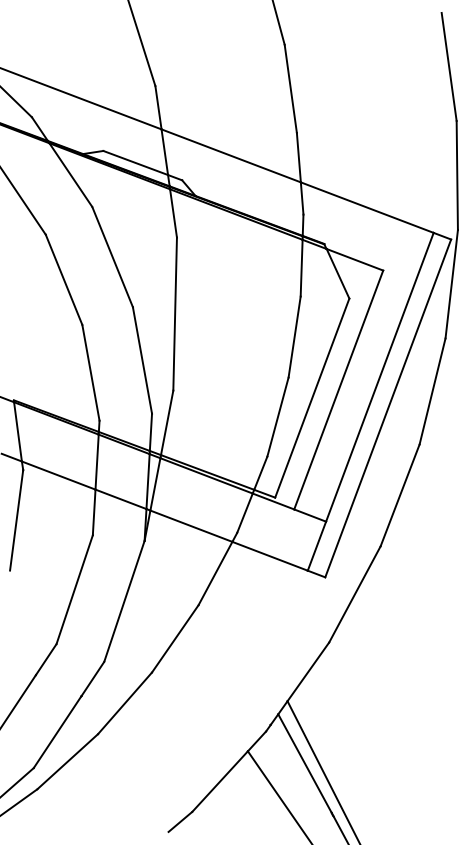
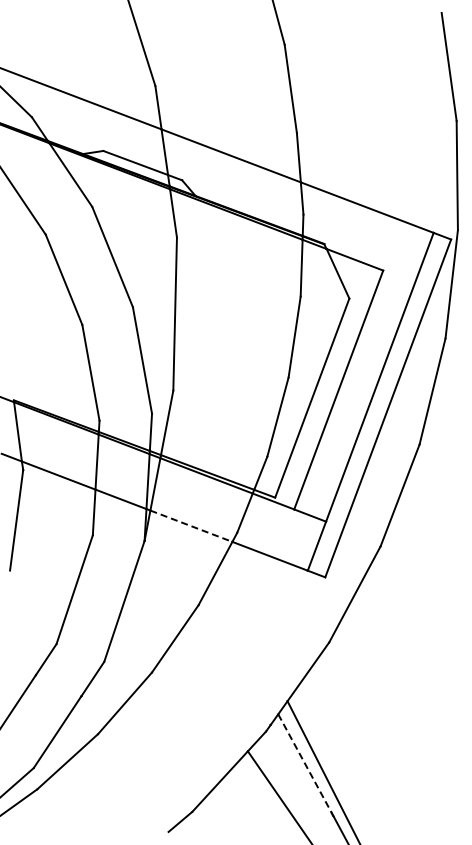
line: solid -> dashed (191, 526)
line: solid -> dashed (305, 764)
